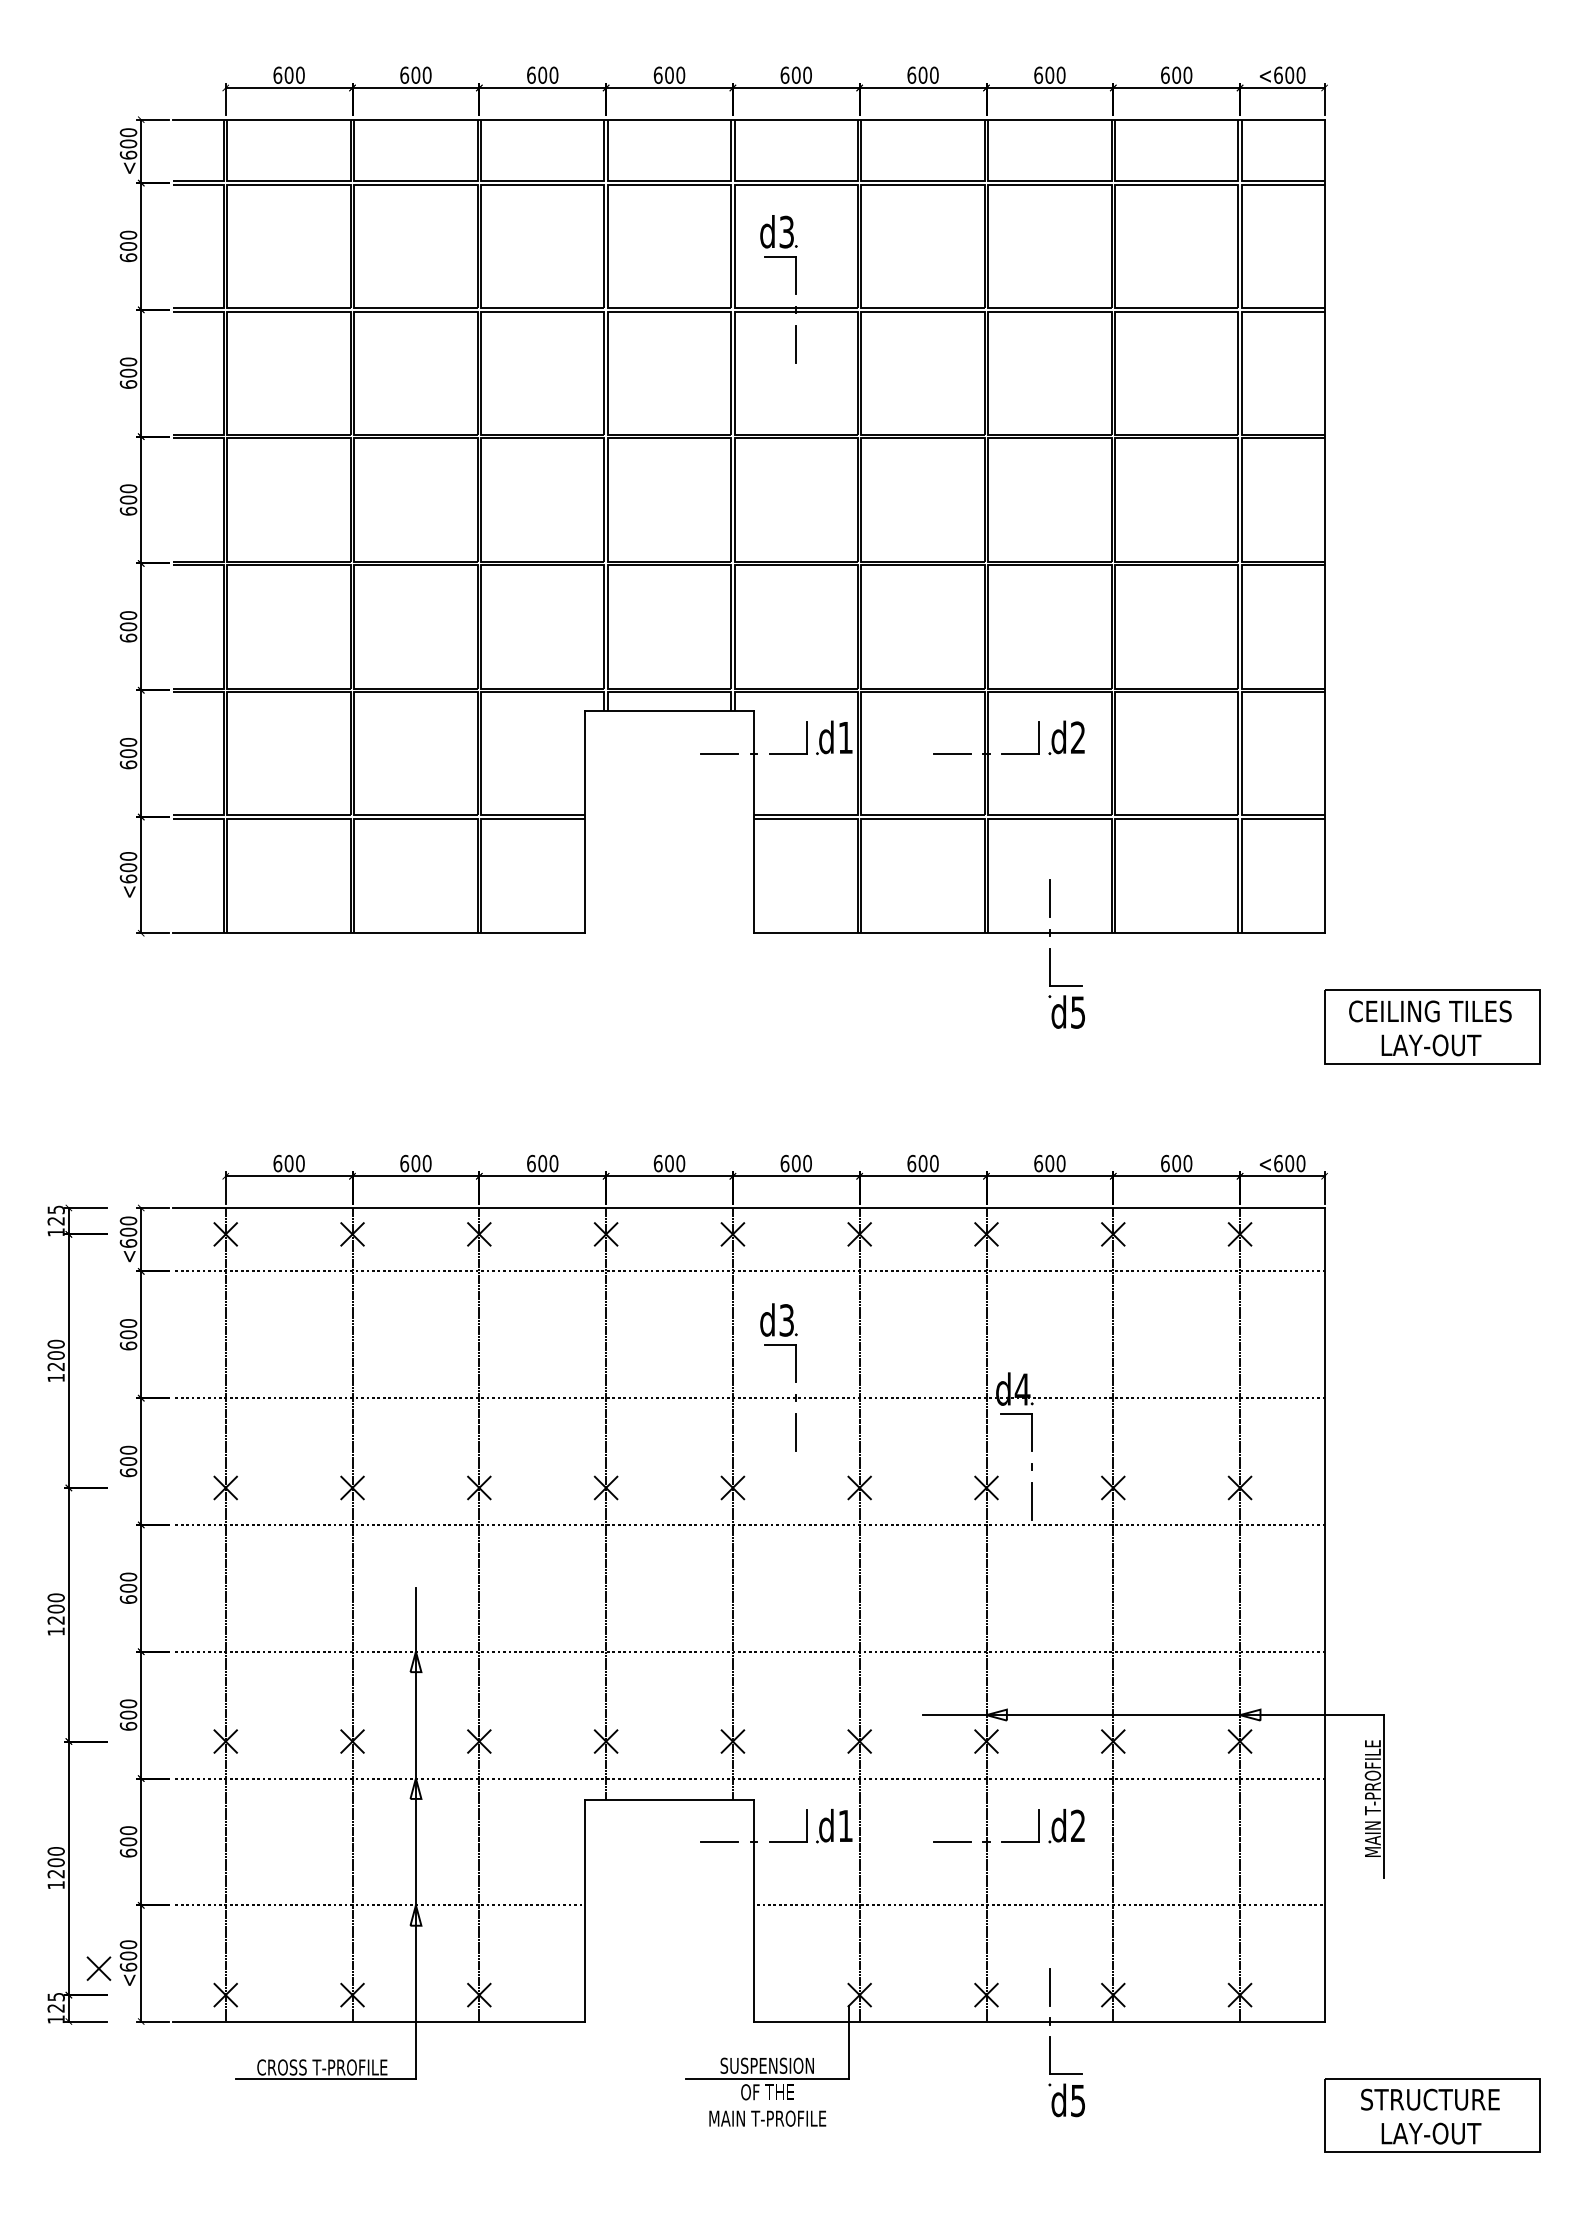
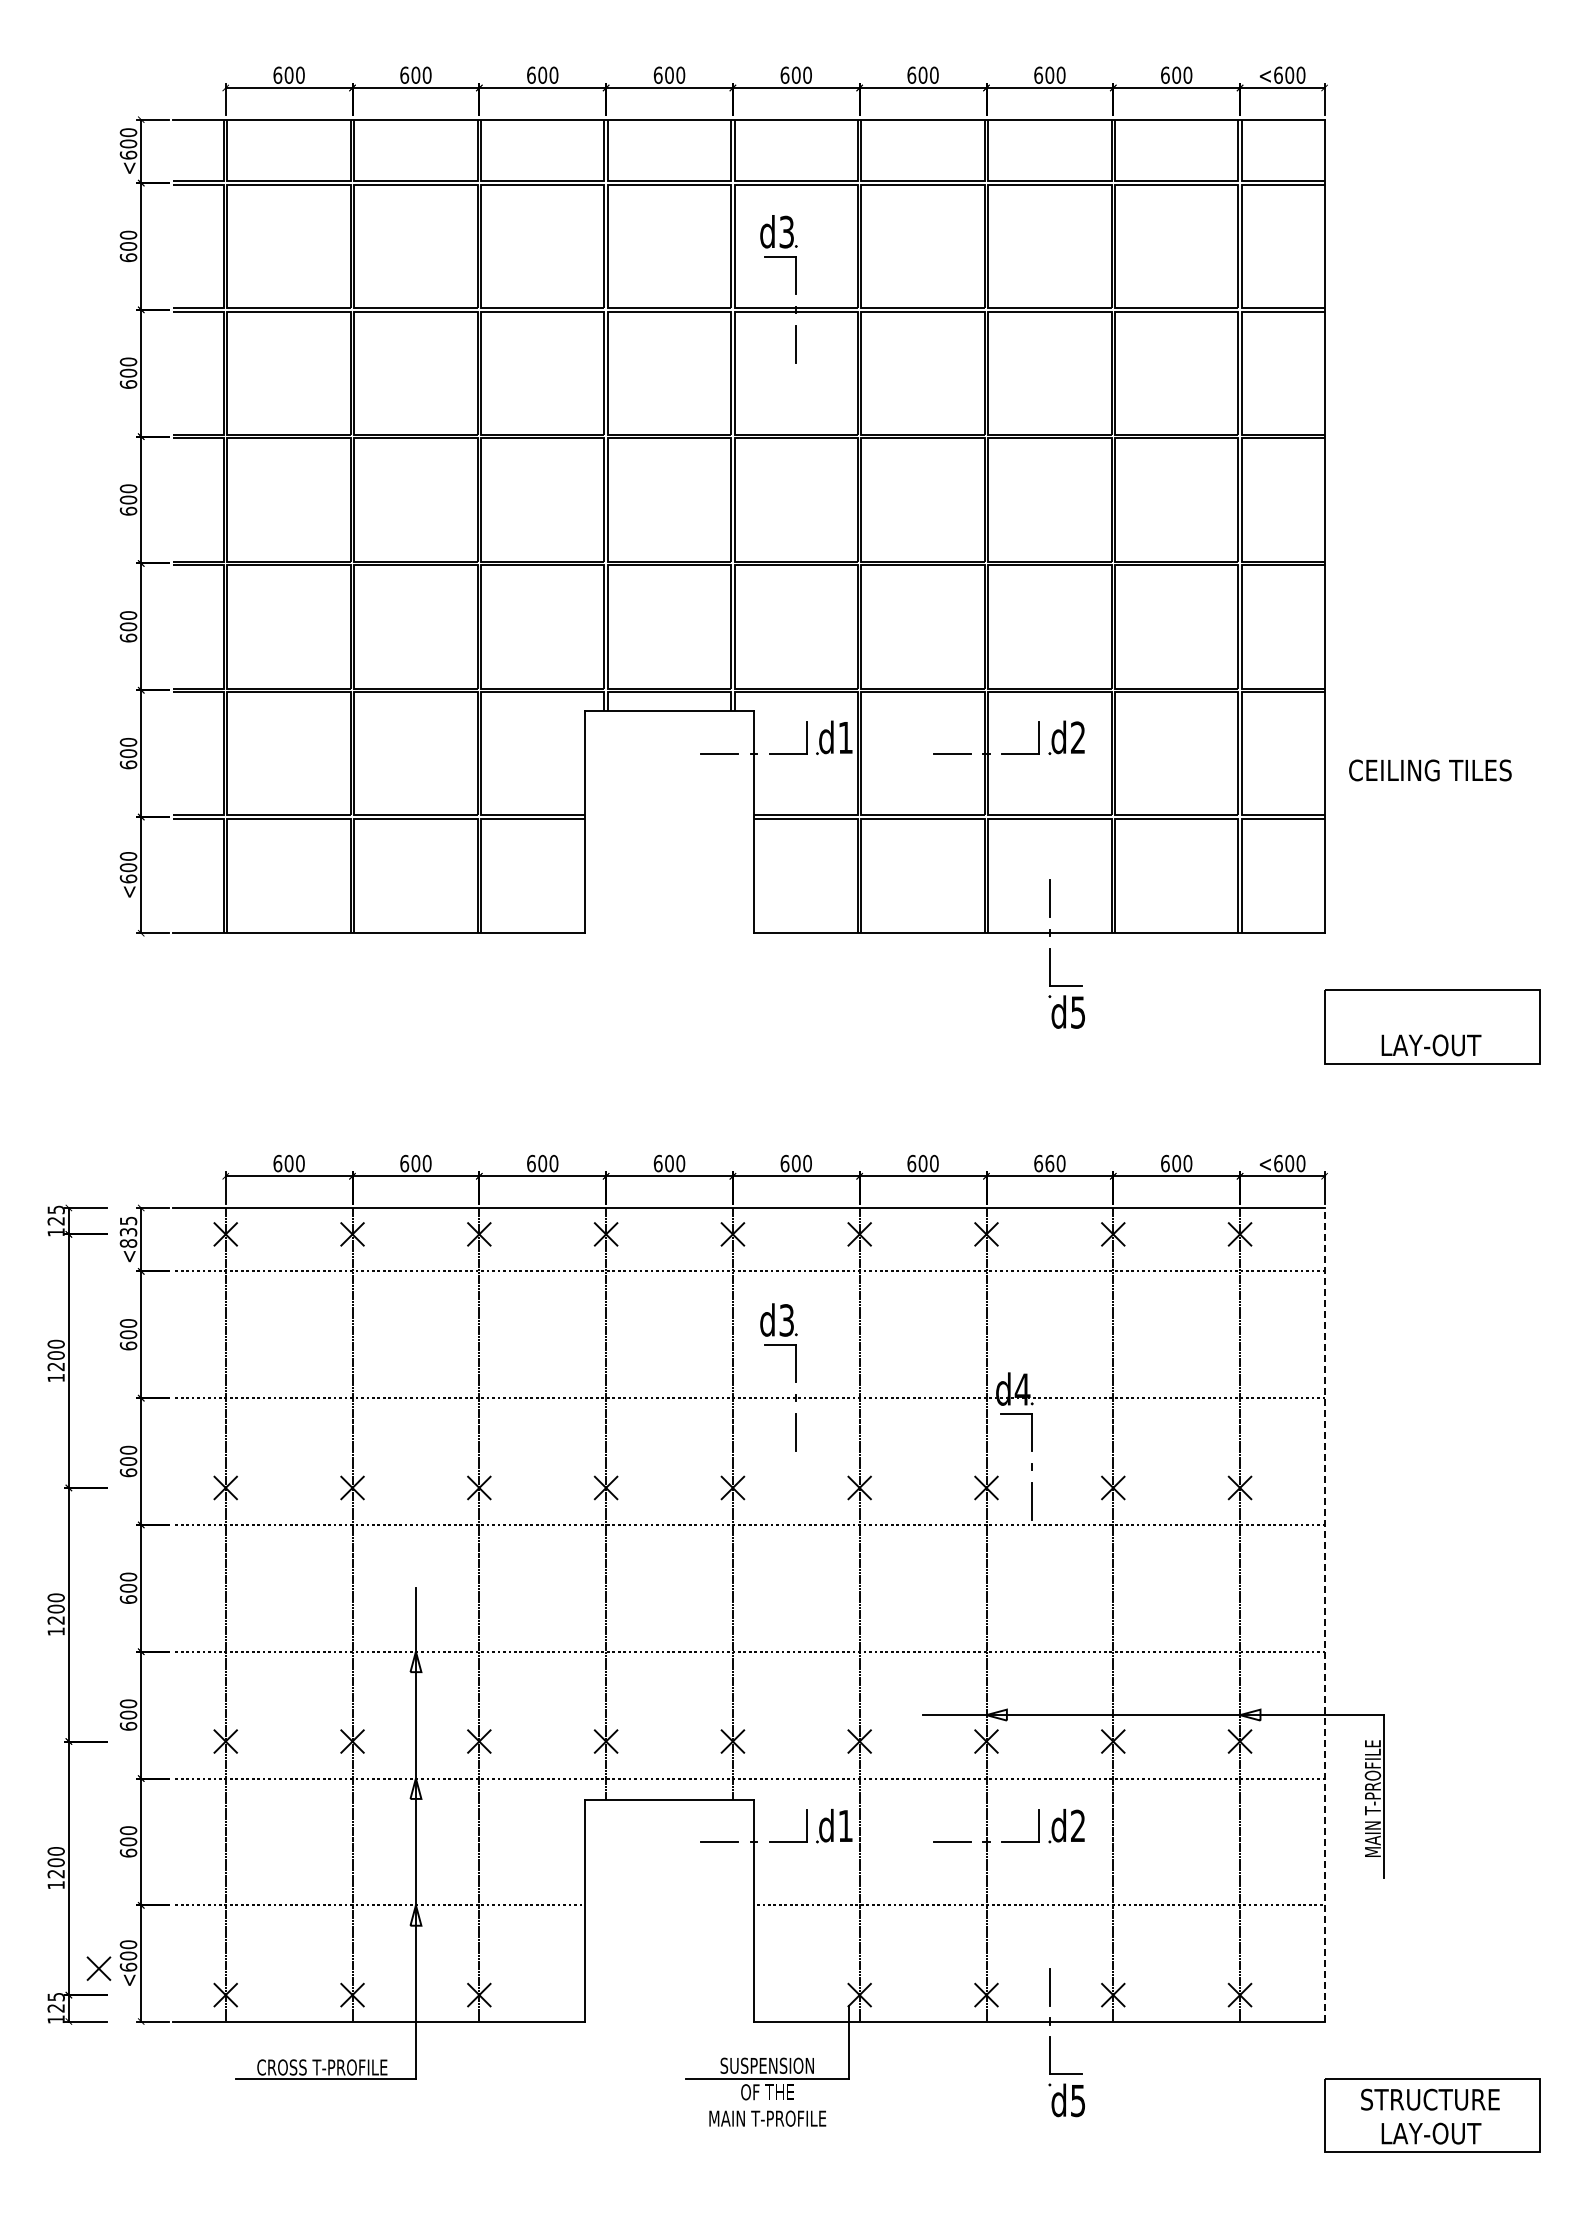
text position: (1430, 1011) -> (1430, 770) (1430, 770)
text: 600 -> 660 (1049, 1162)
text: <600 -> <835 (128, 1231)
line: solid -> dashed (1324, 1614)
